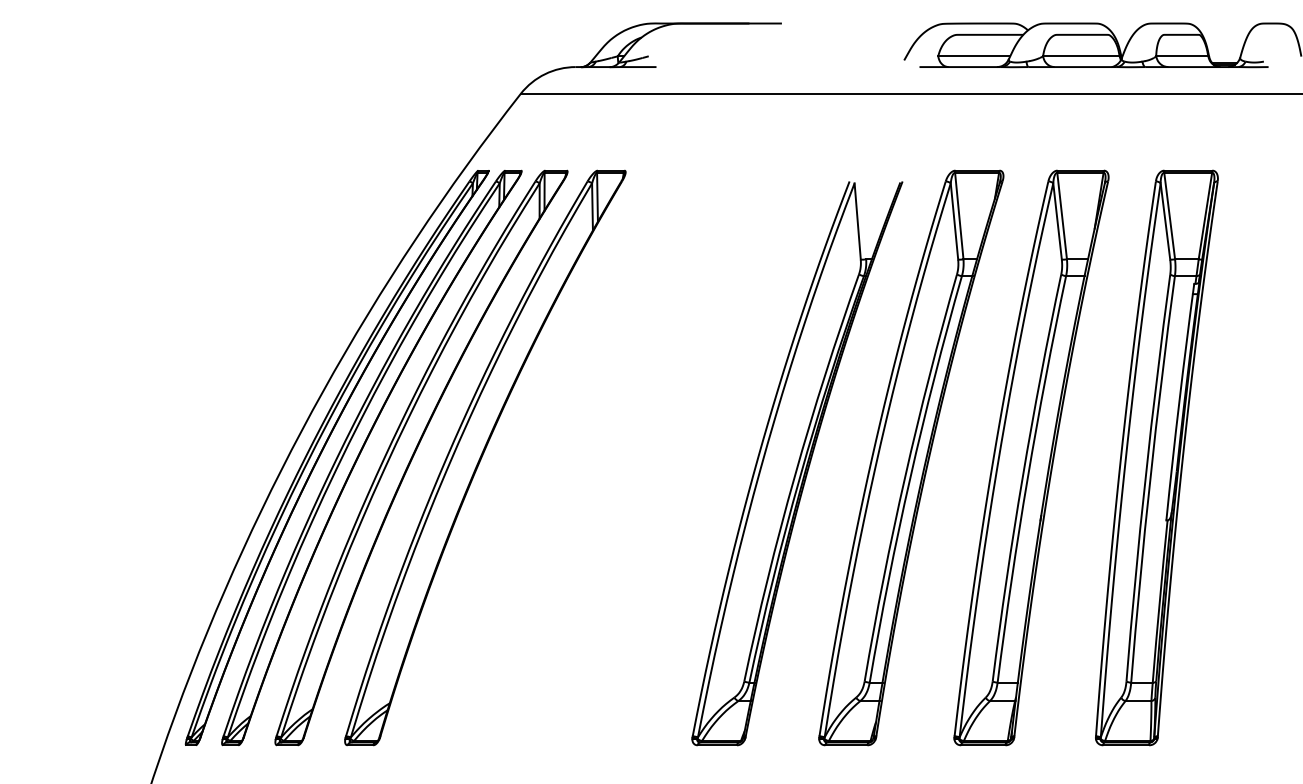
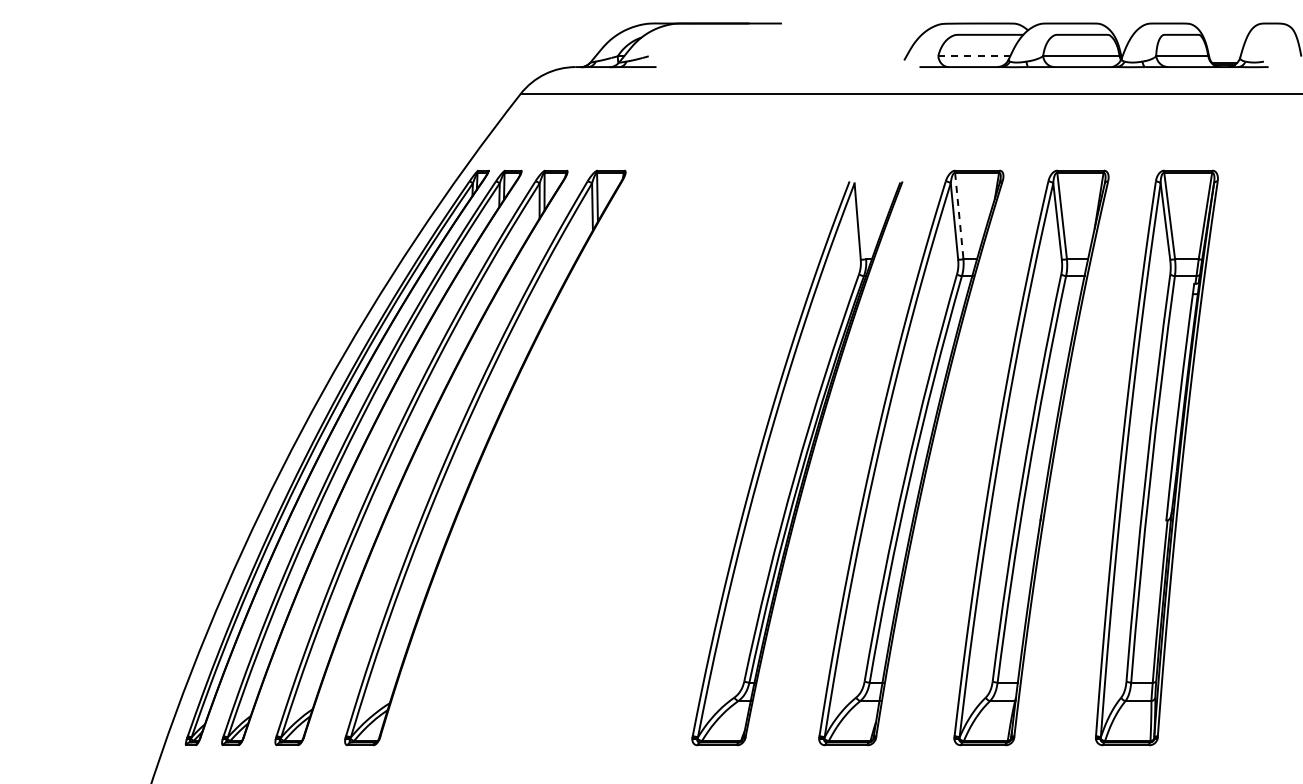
line: solid -> dashed (974, 56)
line: solid -> dashed (959, 216)
